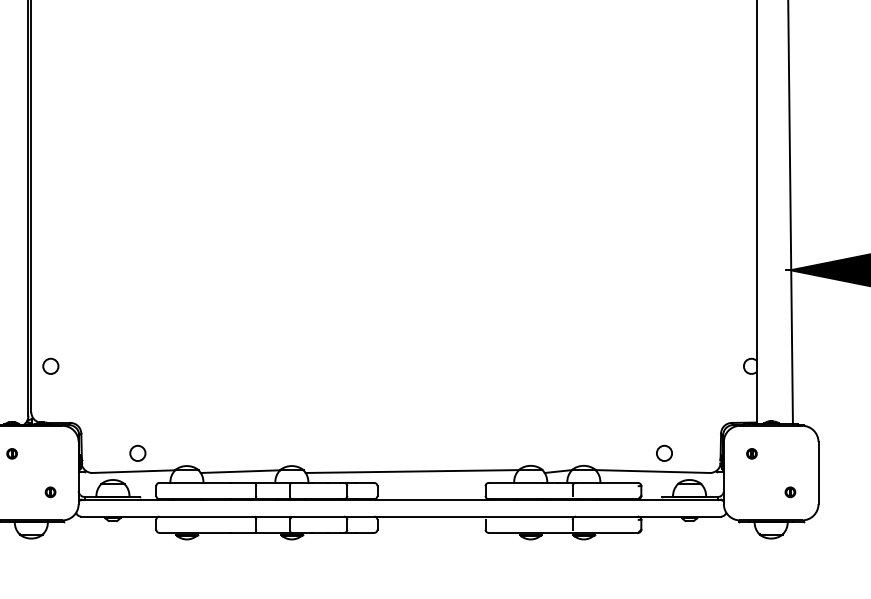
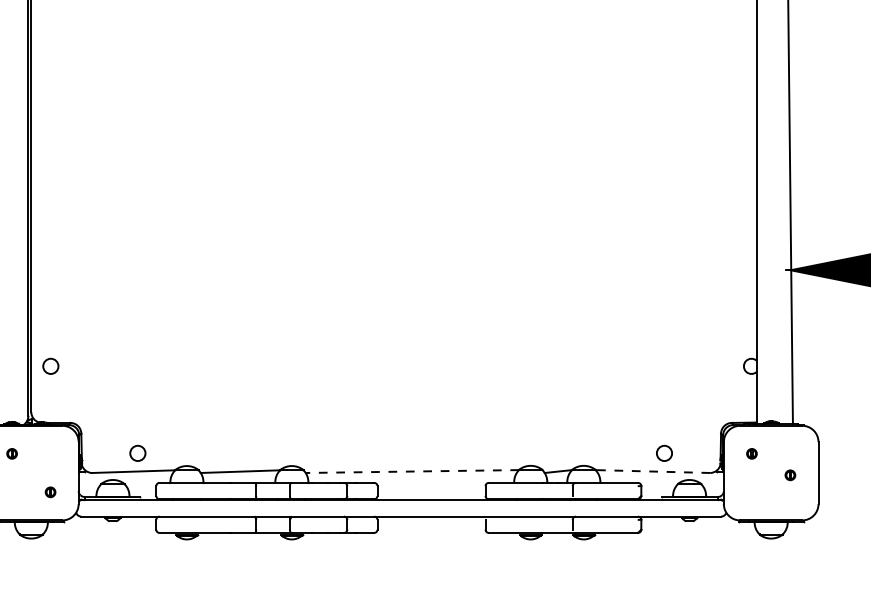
line: solid -> dashed (412, 471)
line: solid -> dashed (652, 471)
part position: (790, 492) -> (790, 475) (790, 475)
